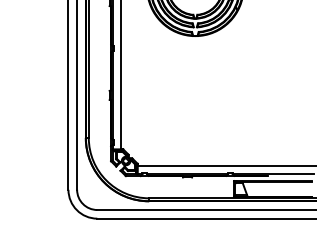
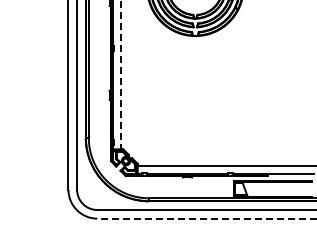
line: solid -> dashed (121, 74)
line: solid -> dashed (206, 218)
